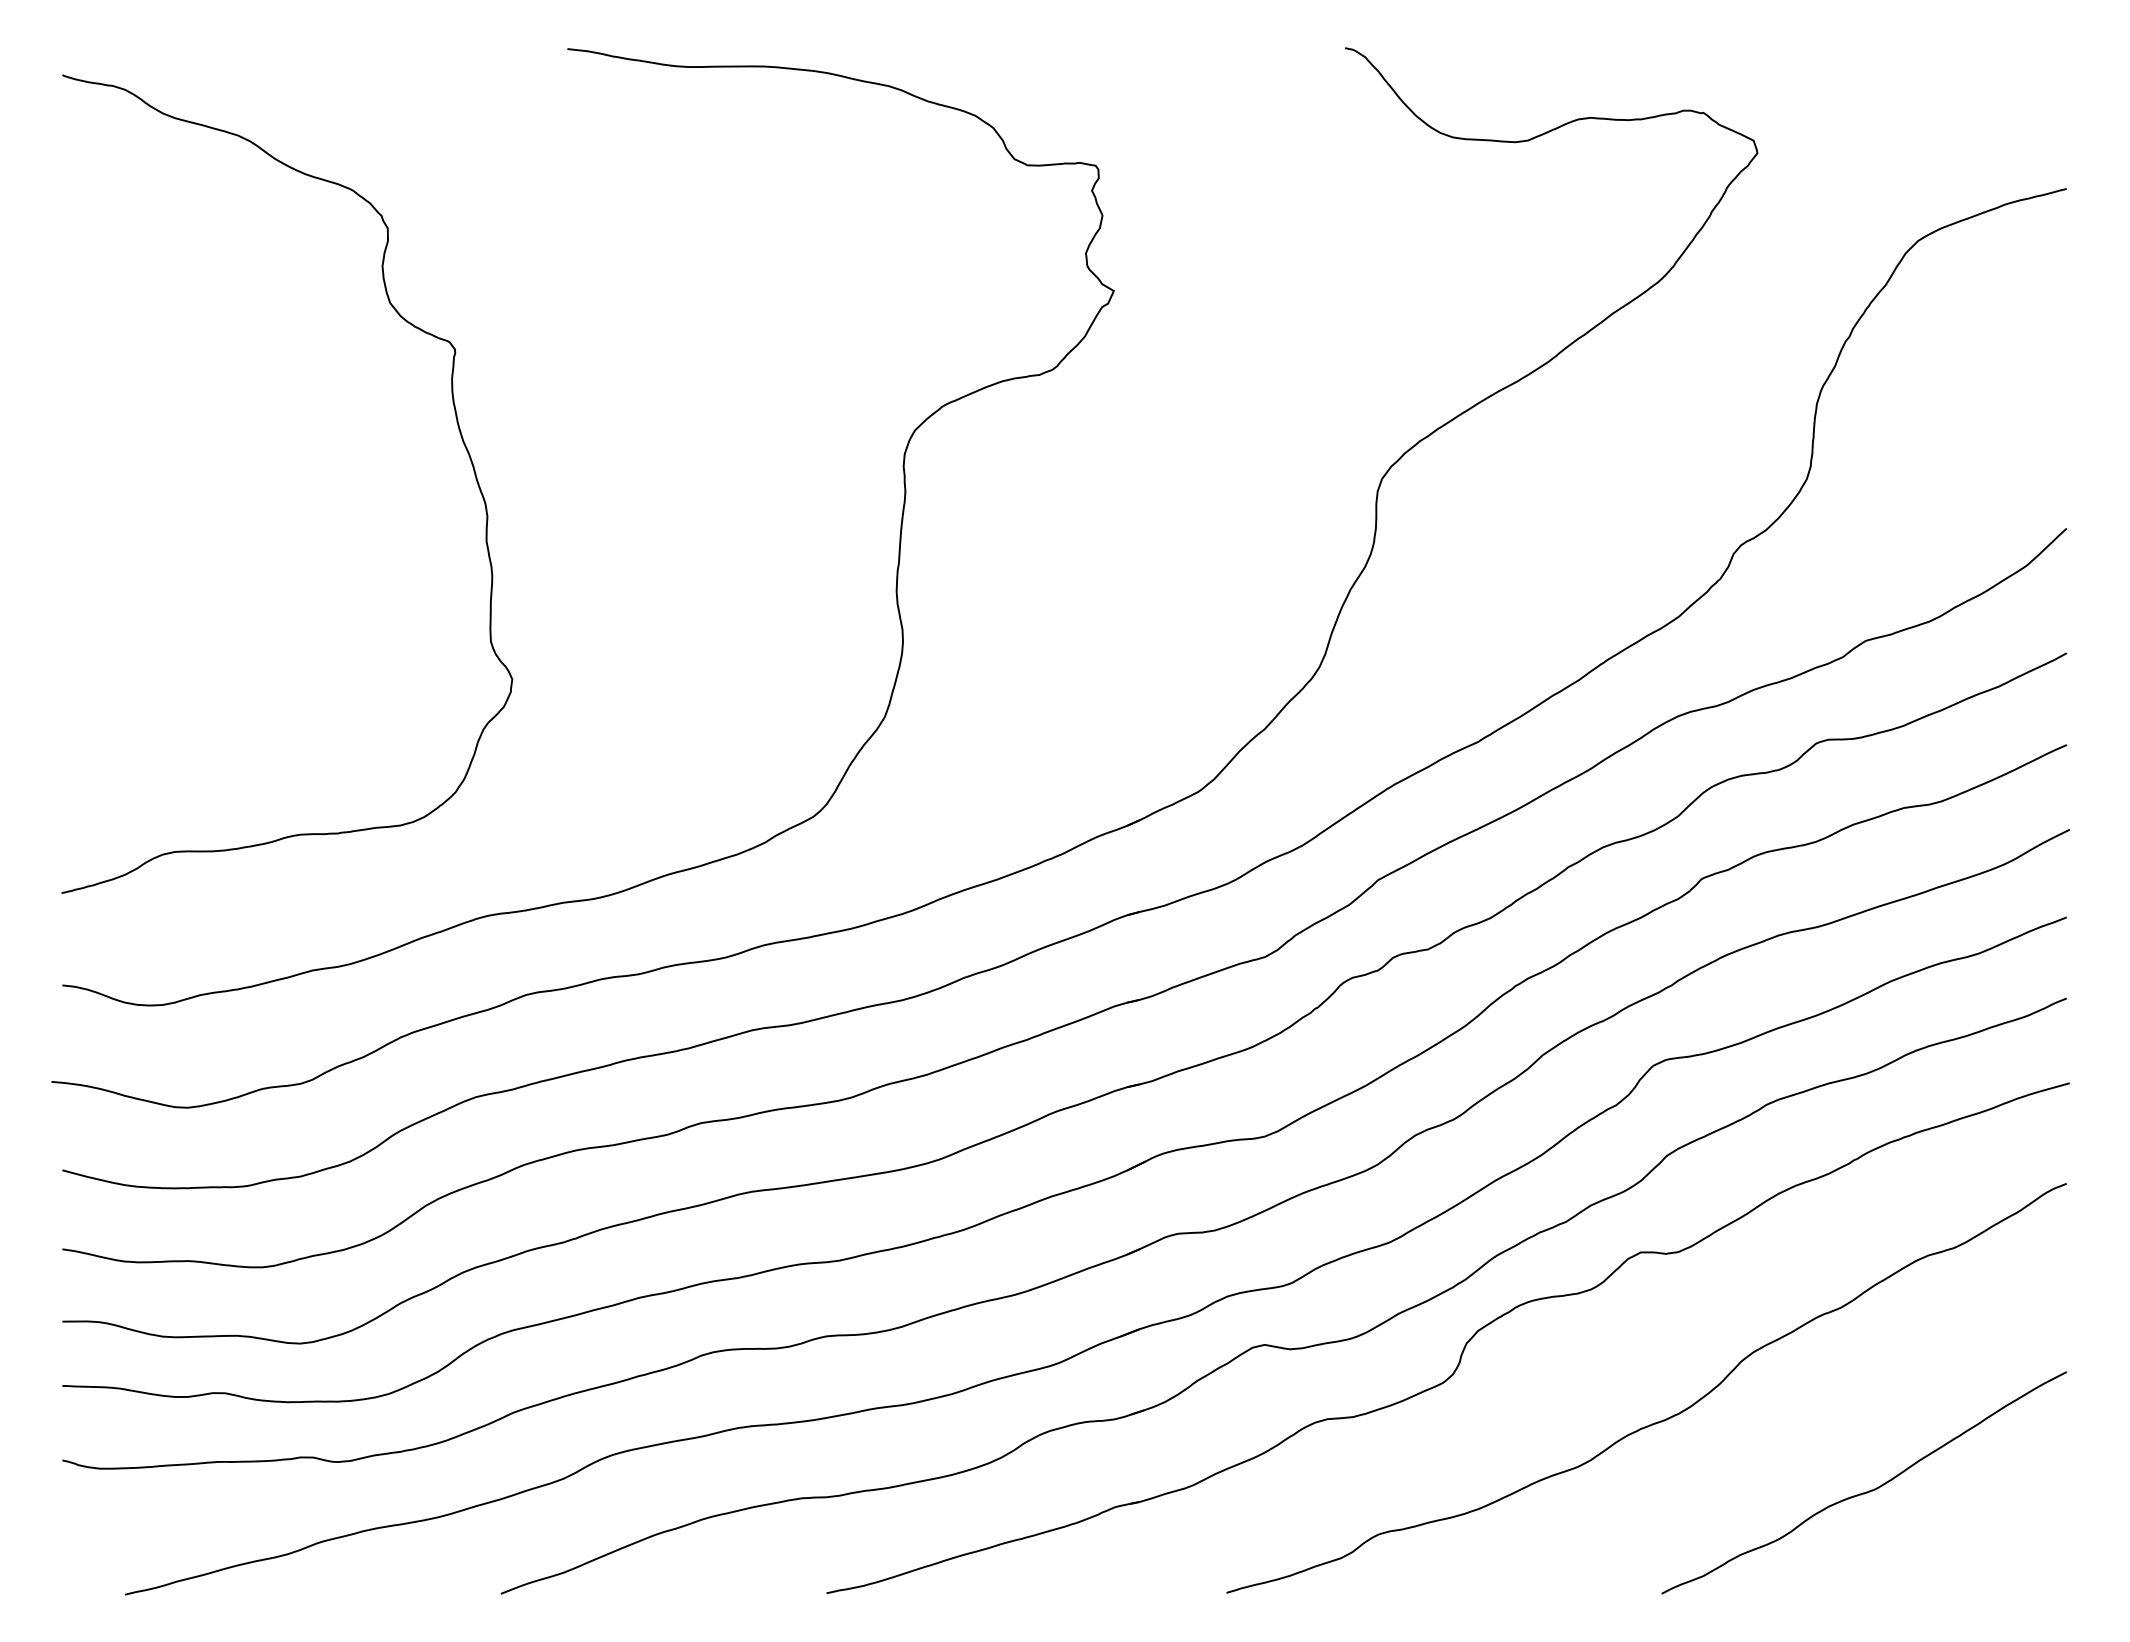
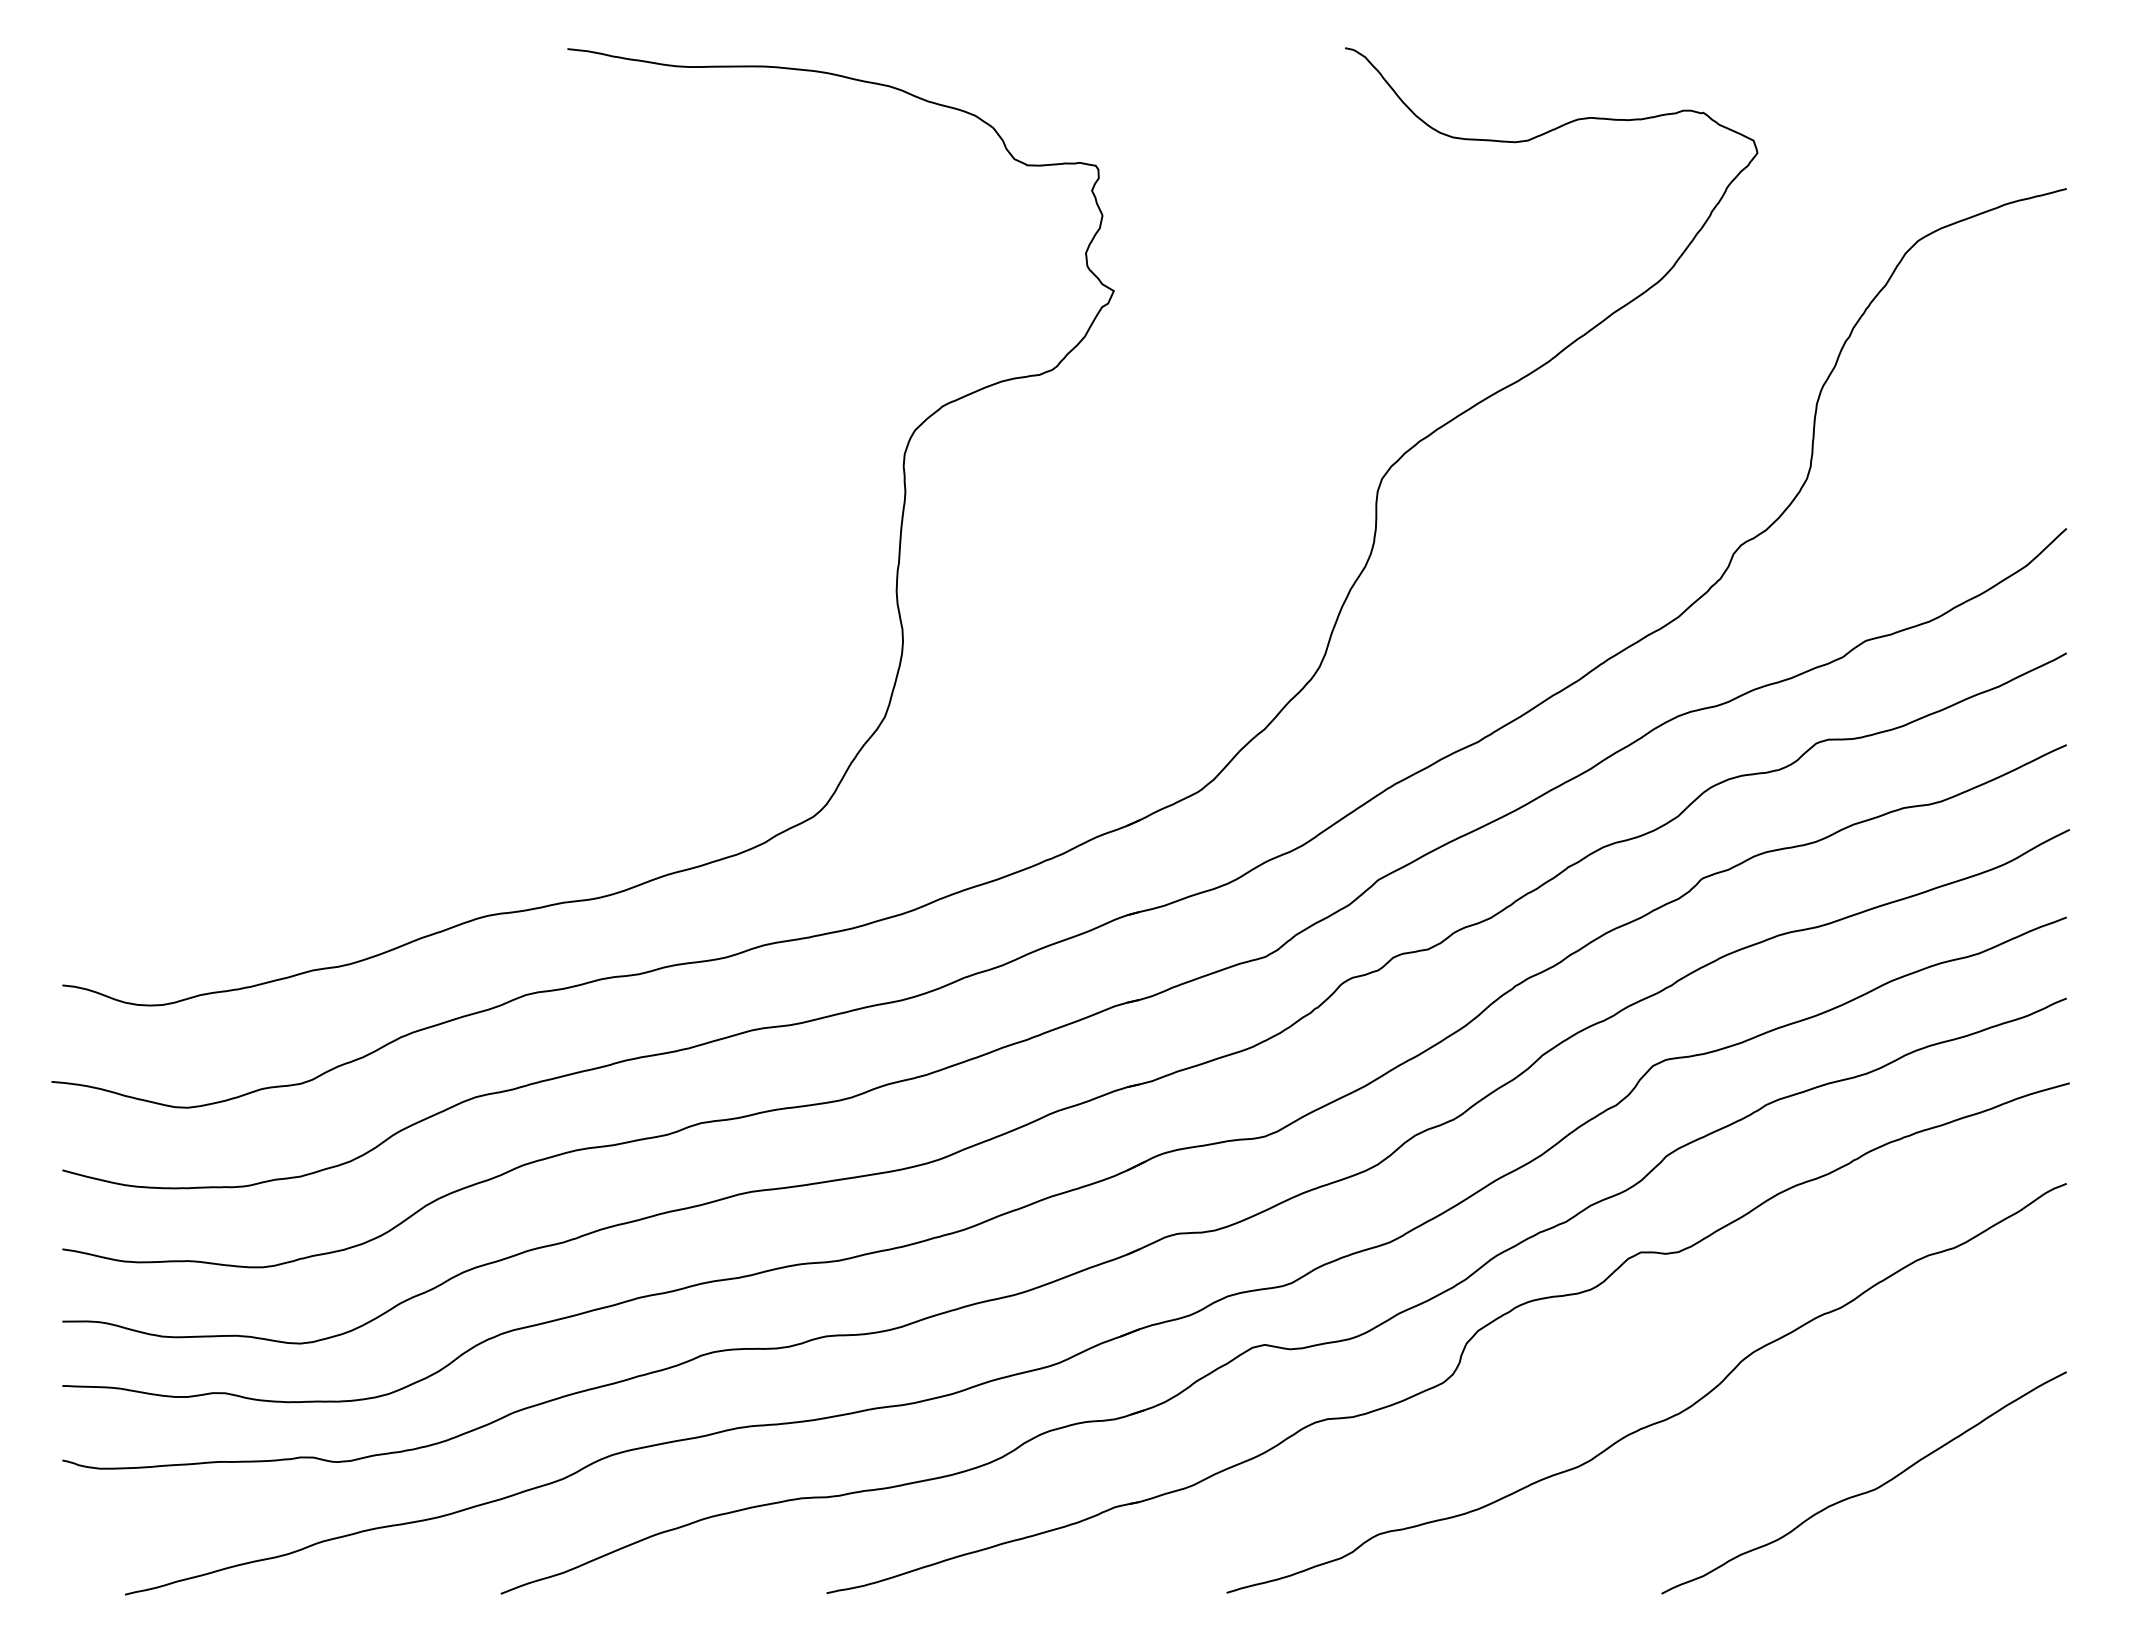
curve: present -> none (459, 433)
